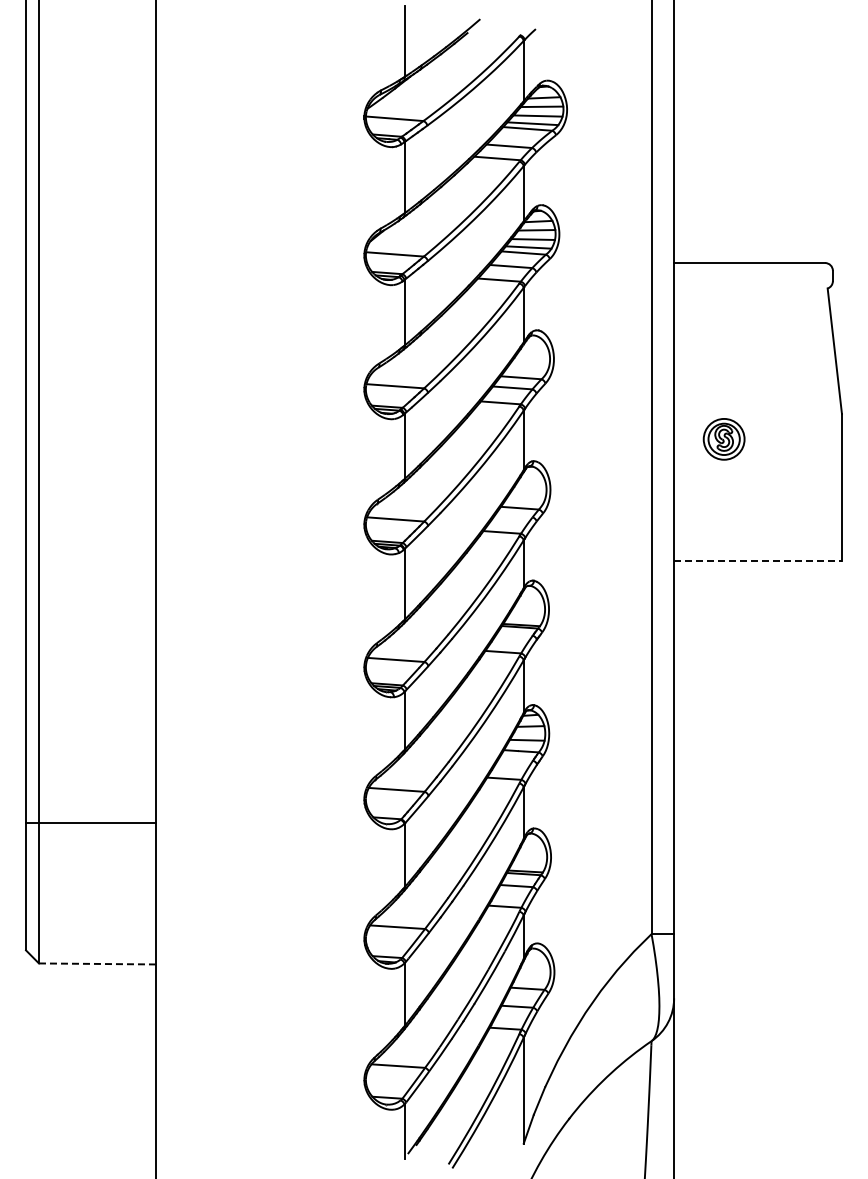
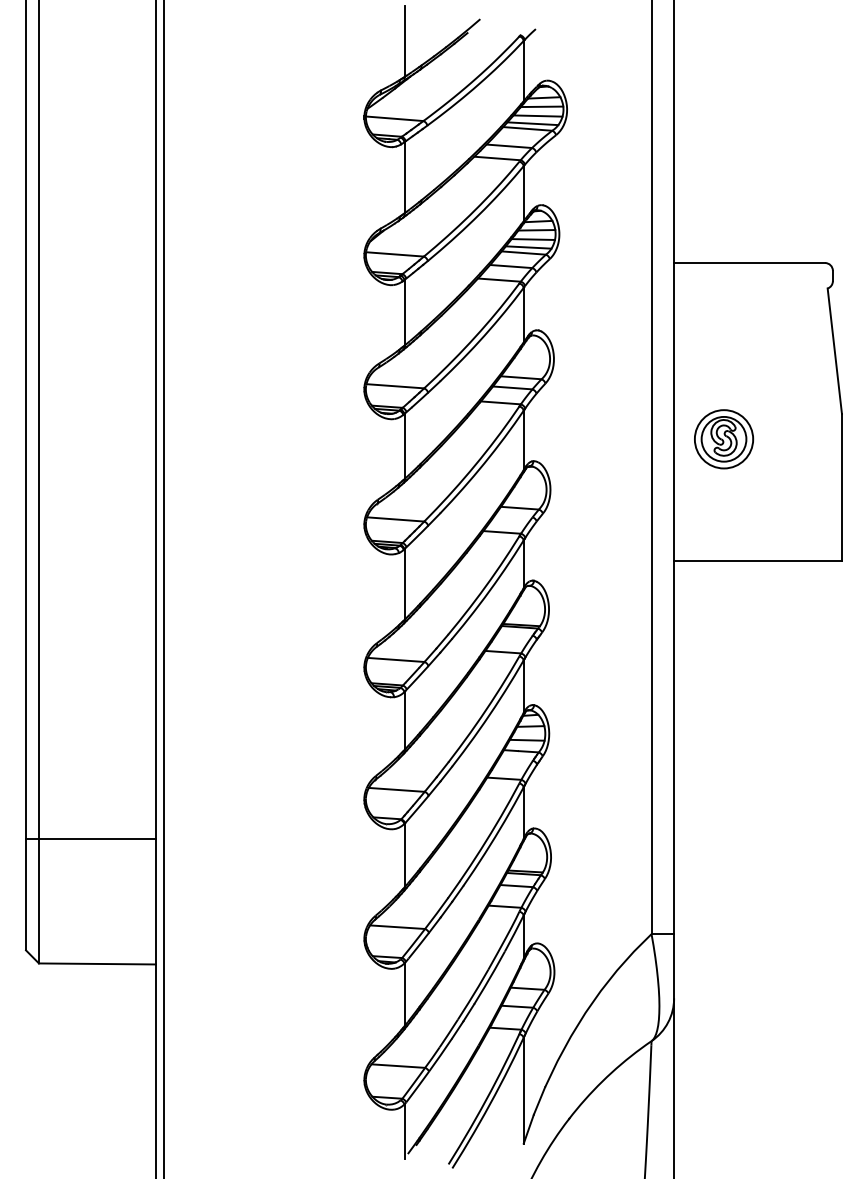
part size: 44x43 px -> 61x61 px (724, 439)
line: dashed -> solid (758, 561)
line: none -> present (164, 588)
line position: (90, 822) -> (90, 838) (90, 838)
line: dashed -> solid (97, 963)
